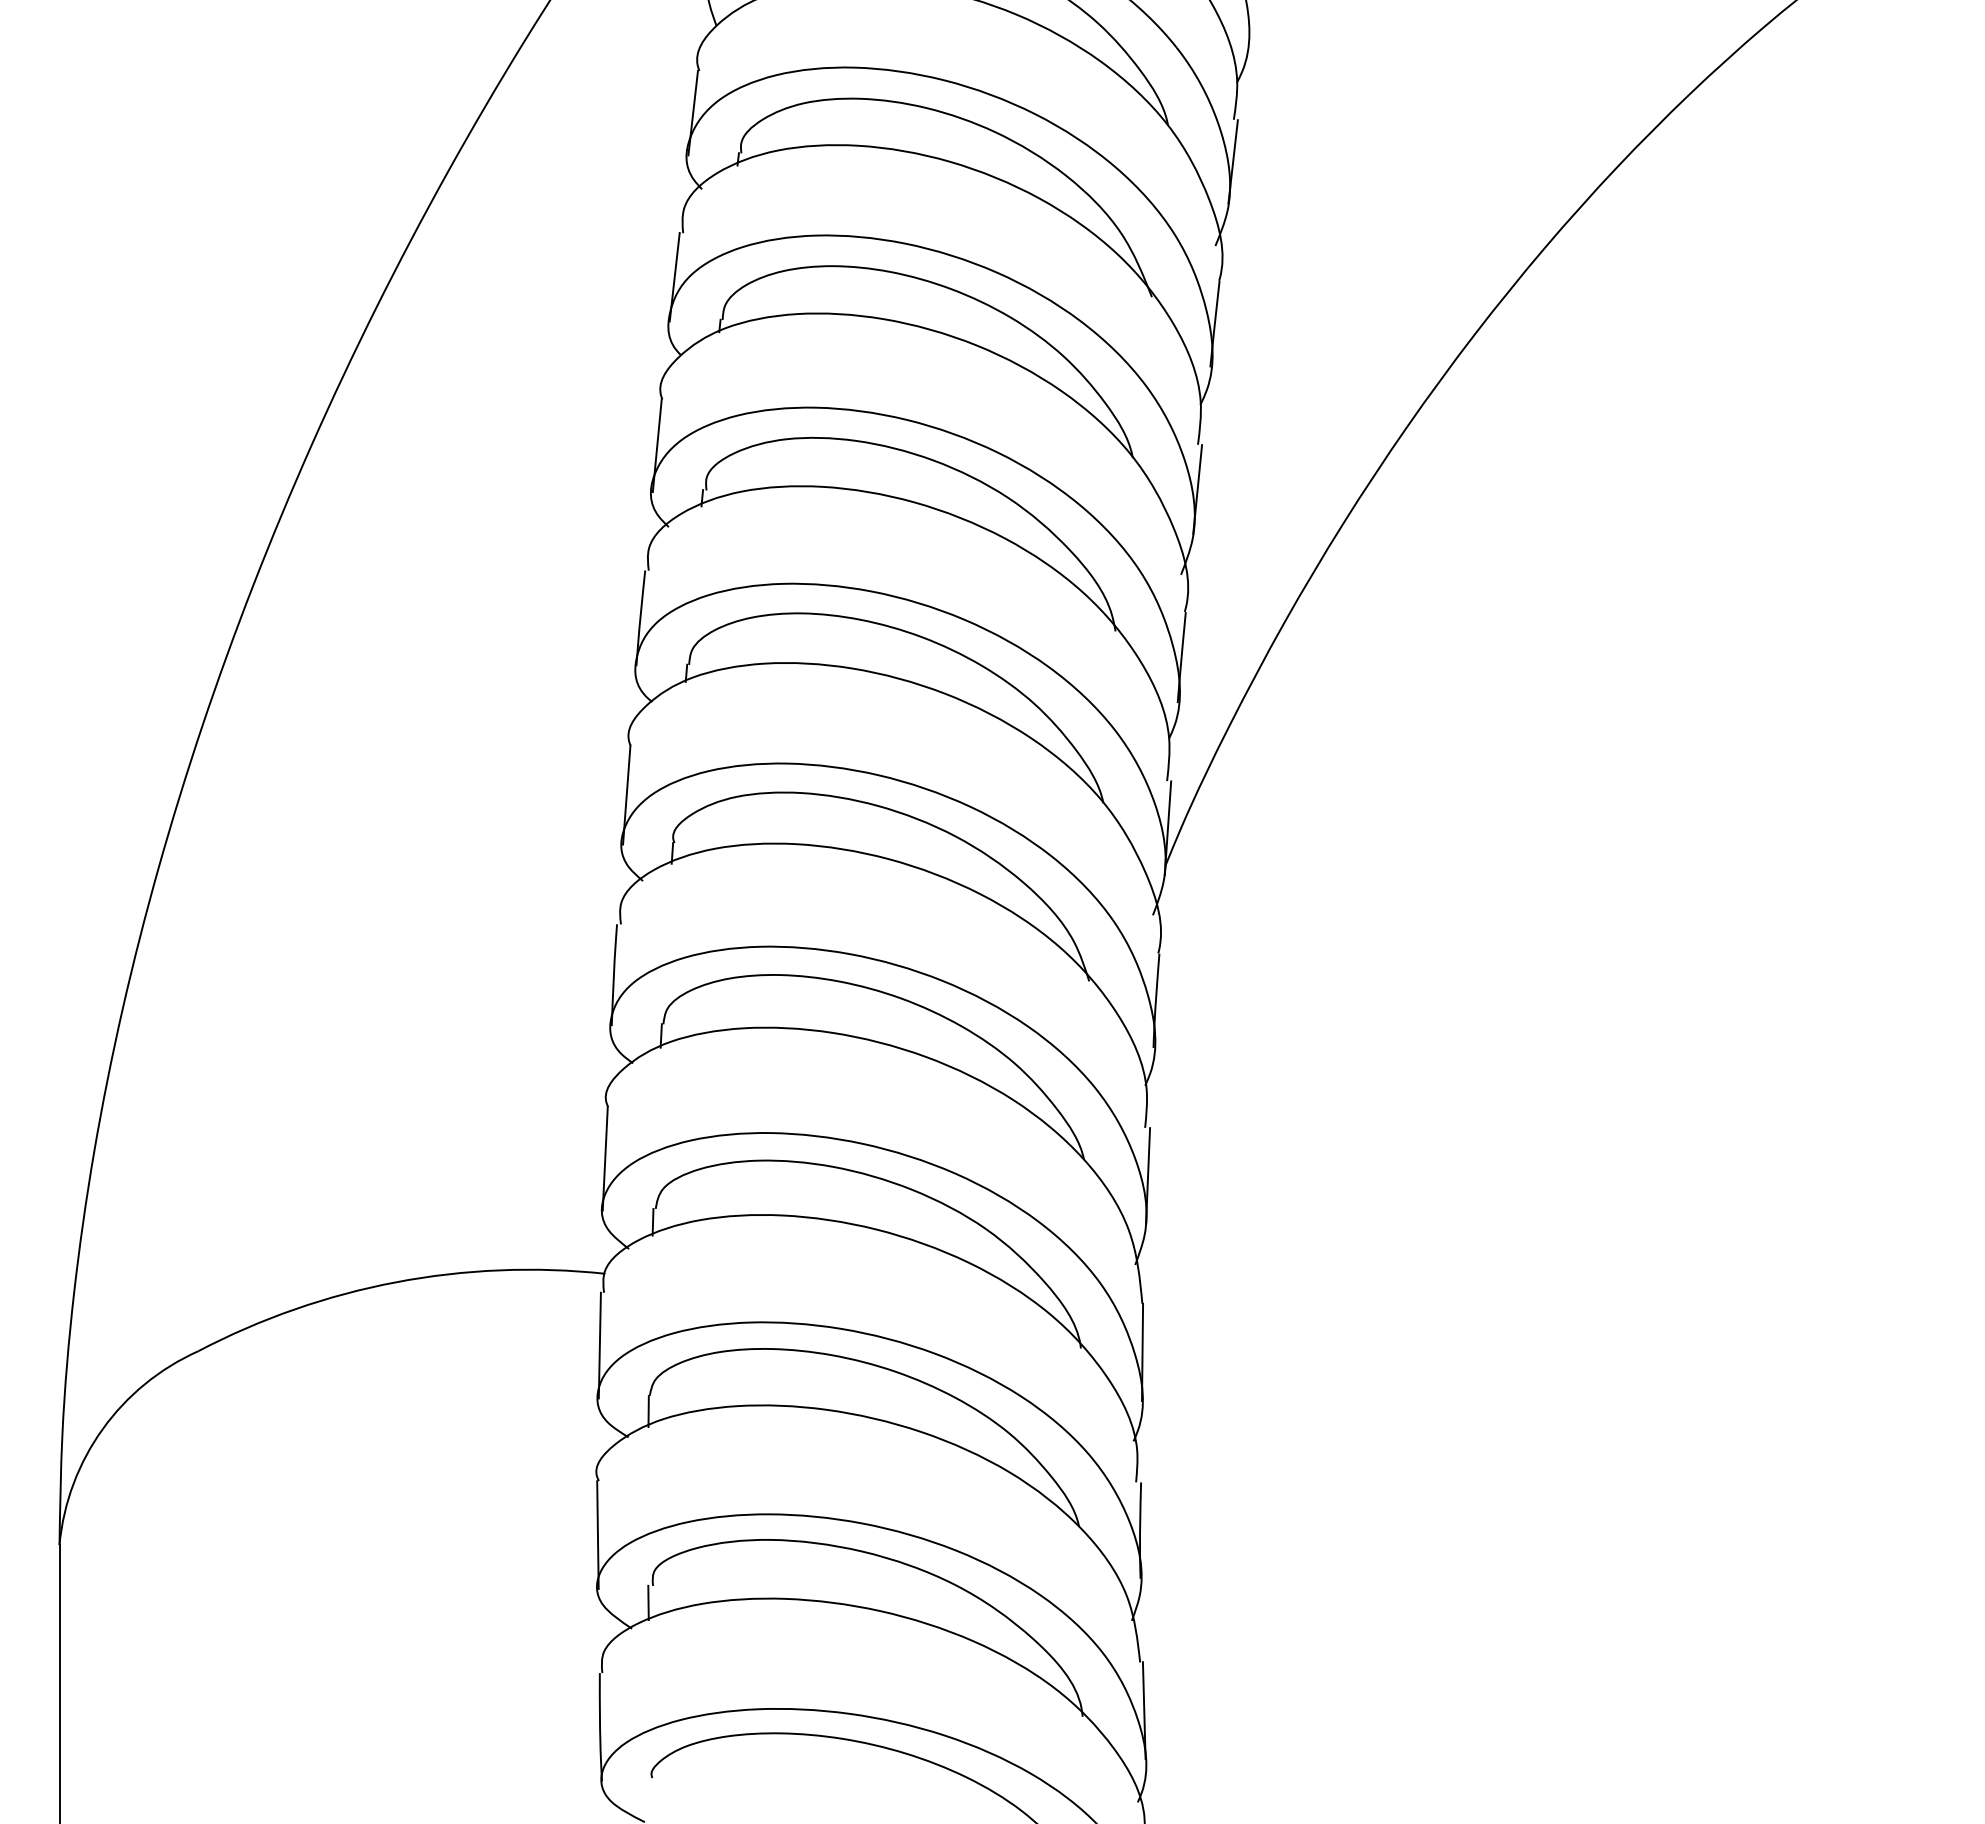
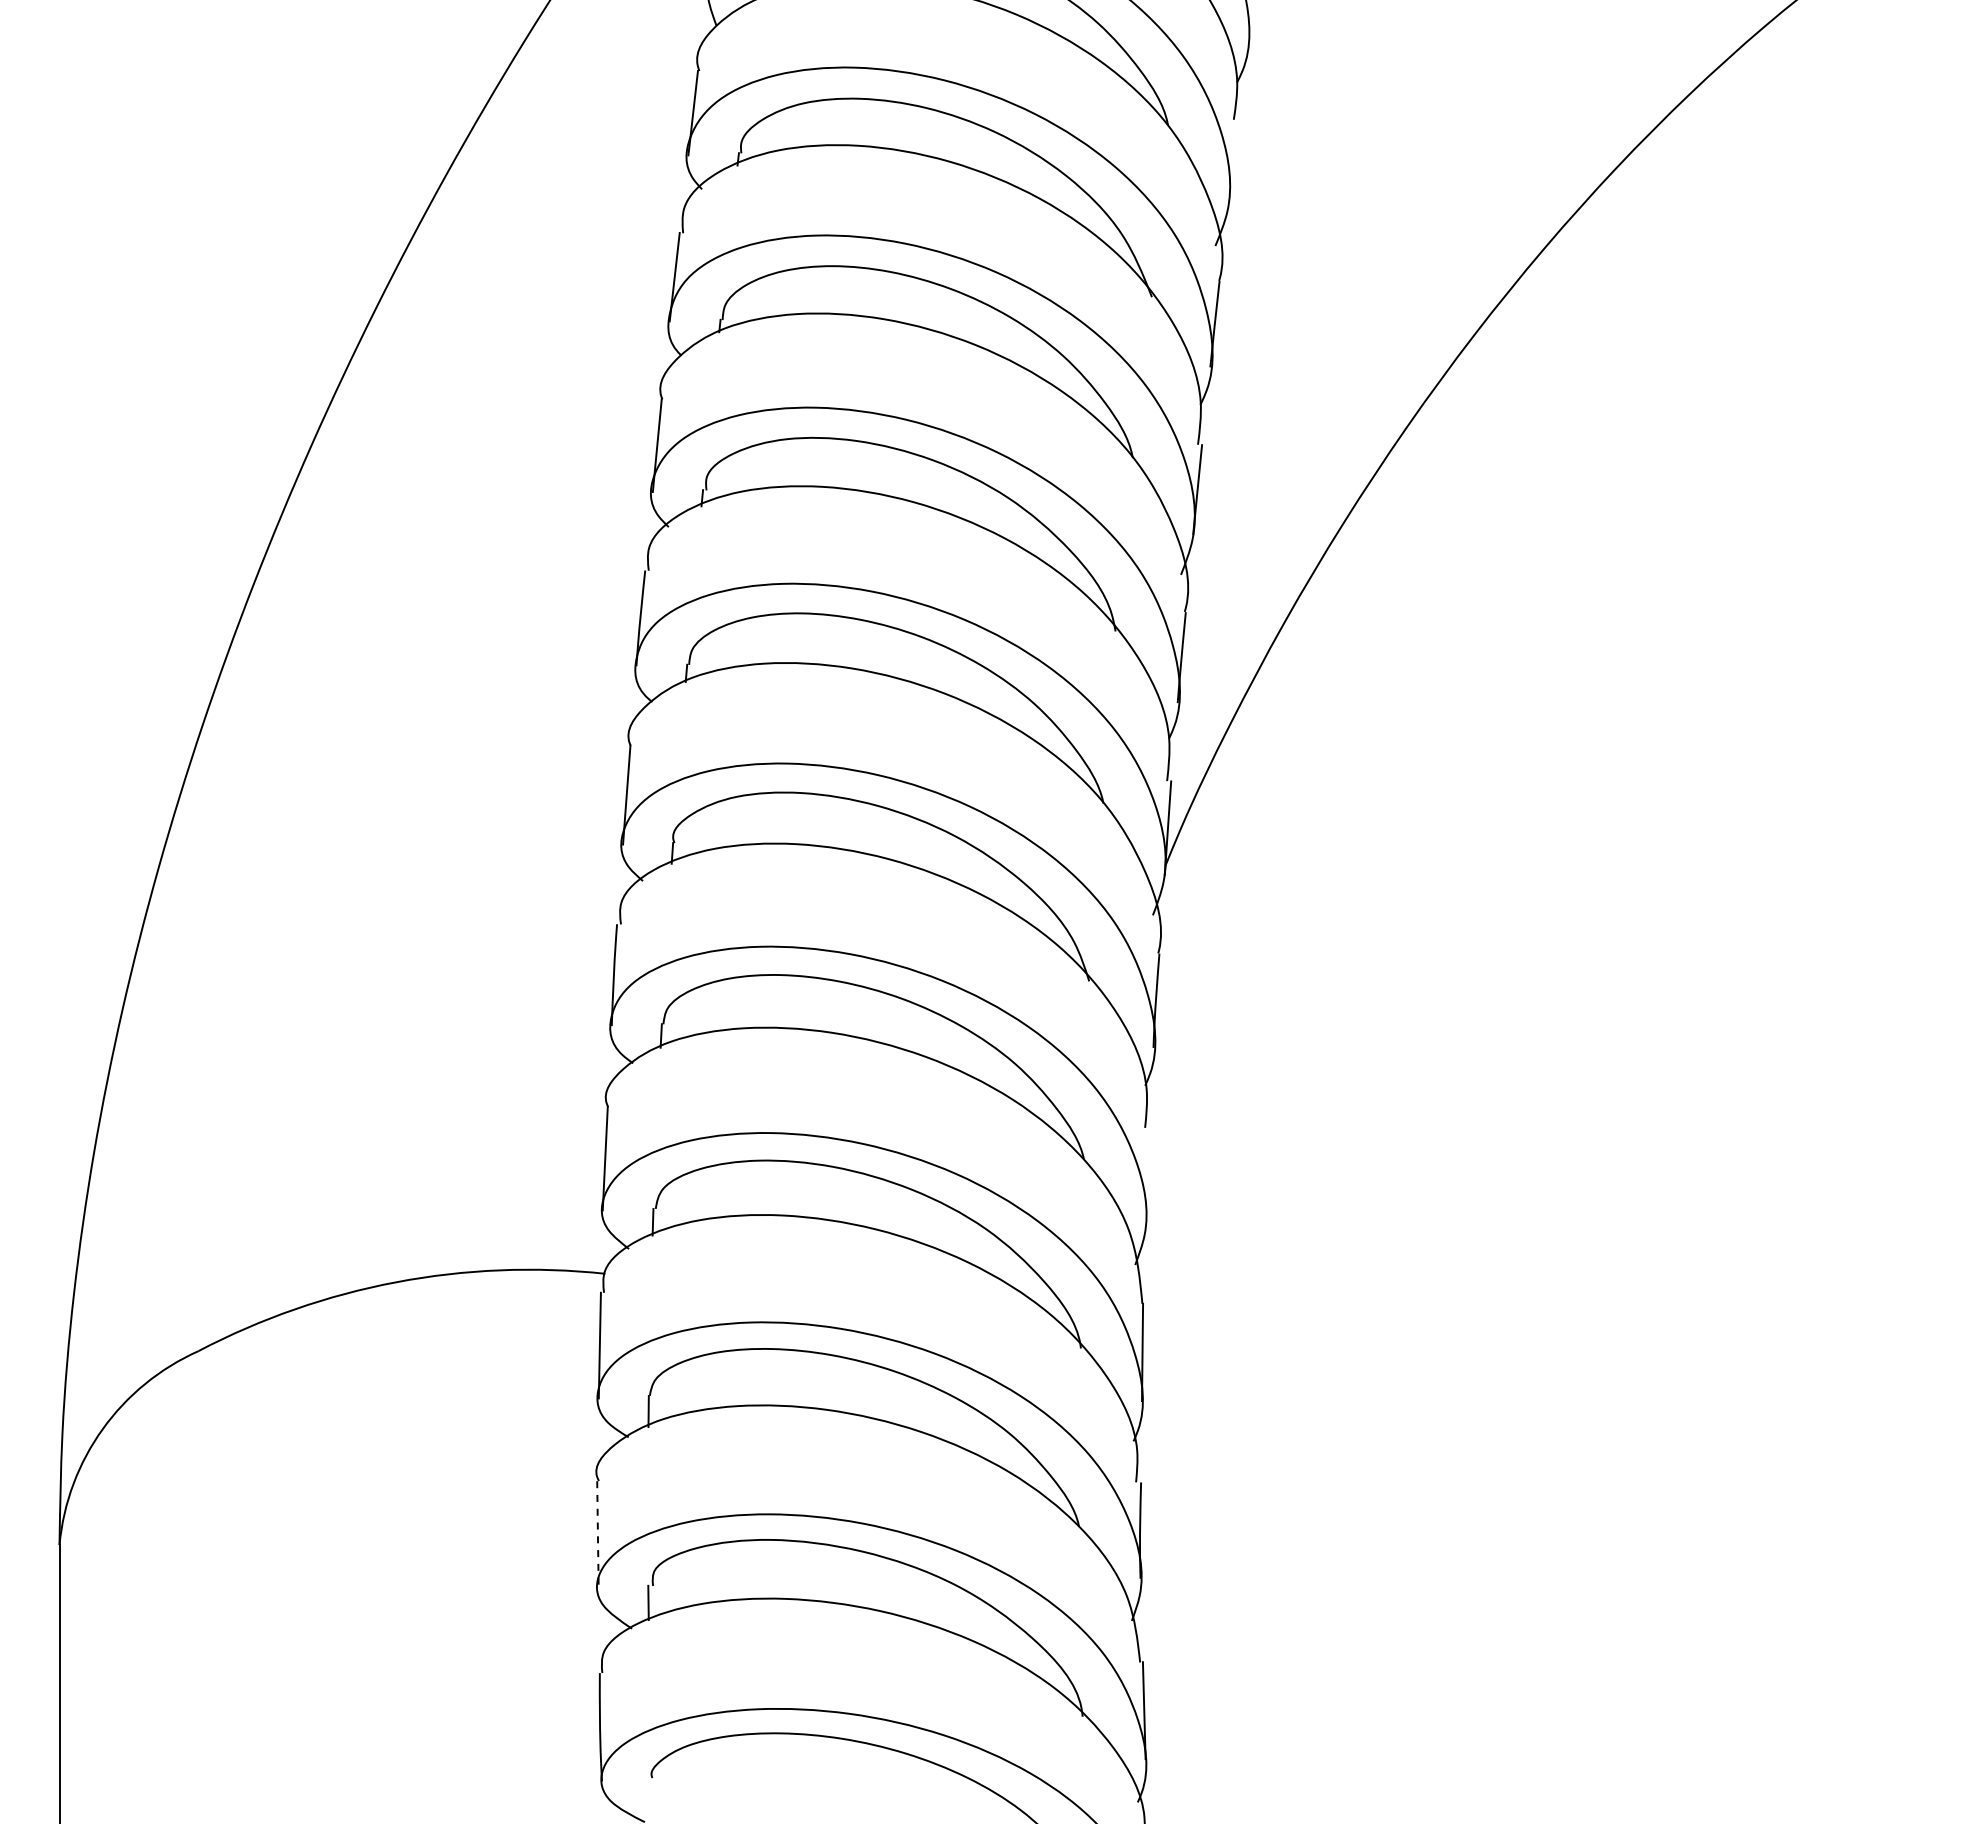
line: present -> none (1232, 161)
line: present -> none (1148, 1175)
line: solid -> dashed (597, 1535)
